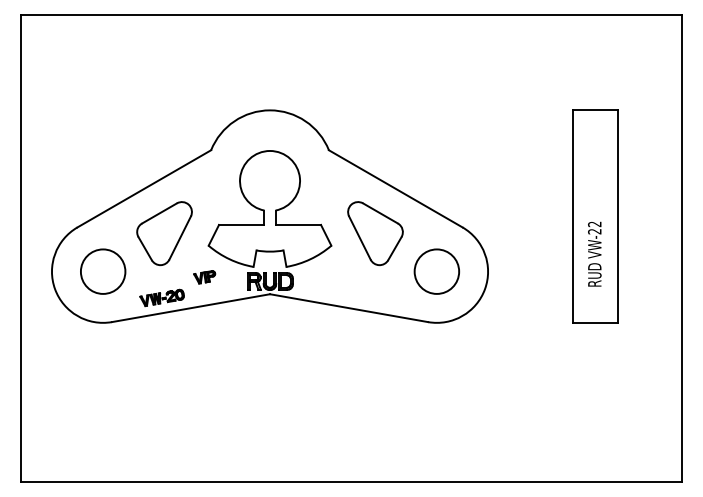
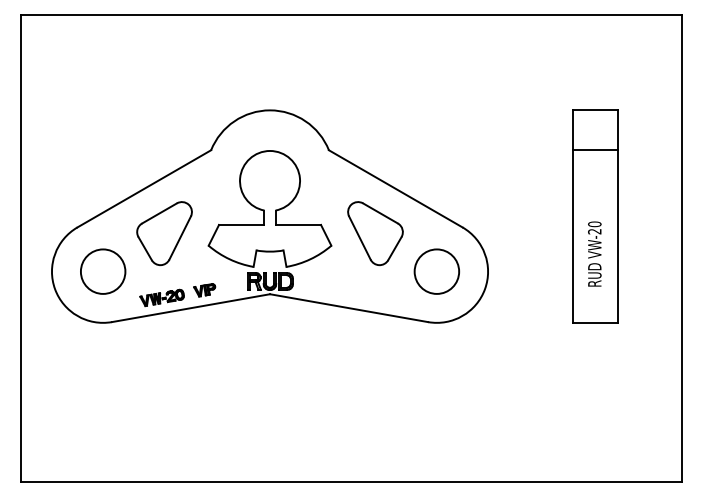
line: none -> present (595, 150)
text: VW-22 -> VW-20 (594, 224)
part position: (204, 277) -> (204, 290) (204, 290)
